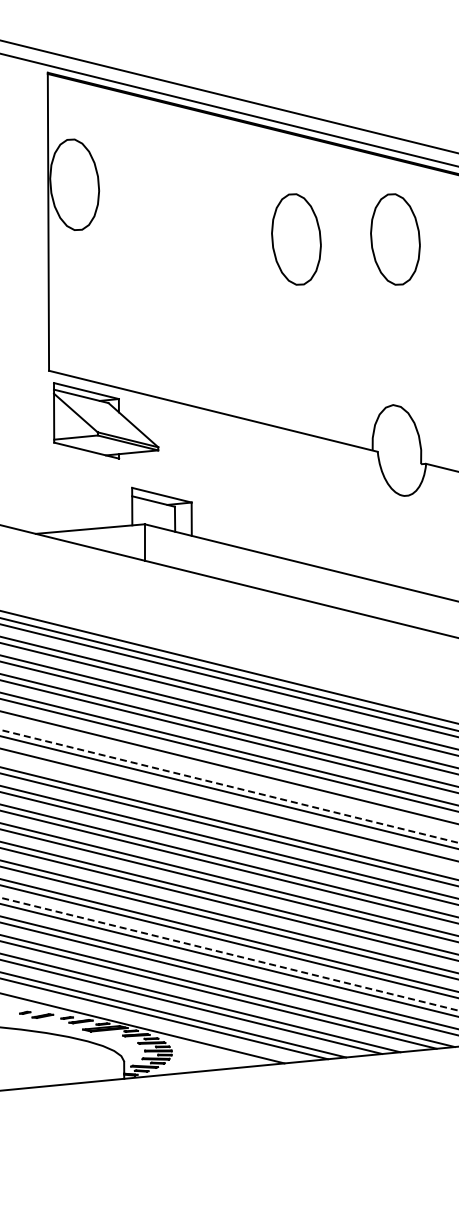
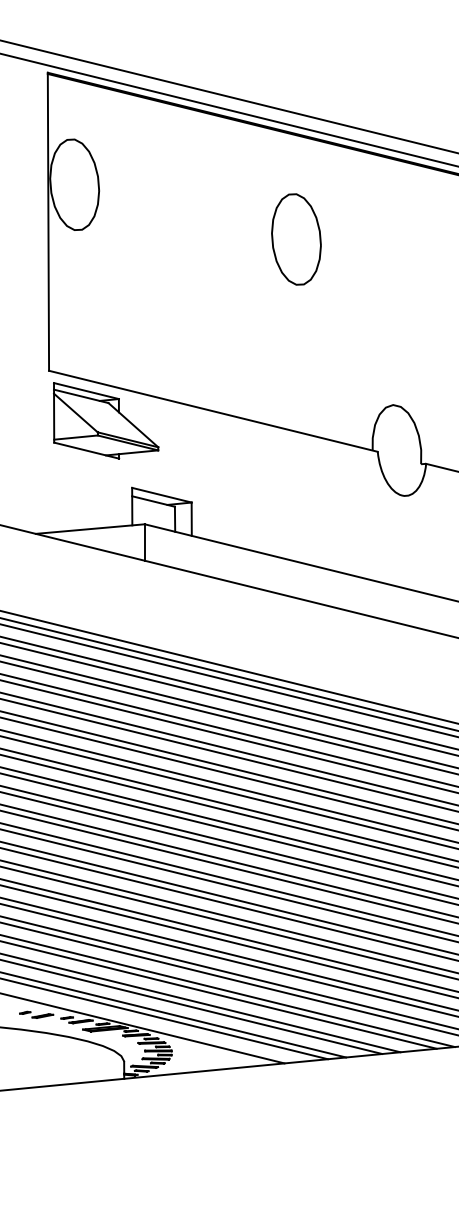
part: present -> none (395, 239)
line: none -> present (228, 773)
line: dashed -> solid (229, 786)
line: none -> present (228, 810)
line: dashed -> solid (229, 954)
